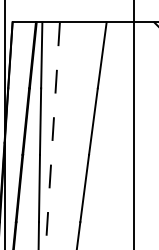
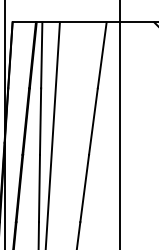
line position: (133, 124) -> (119, 124) (119, 124)
line: dashed -> solid (52, 136)
